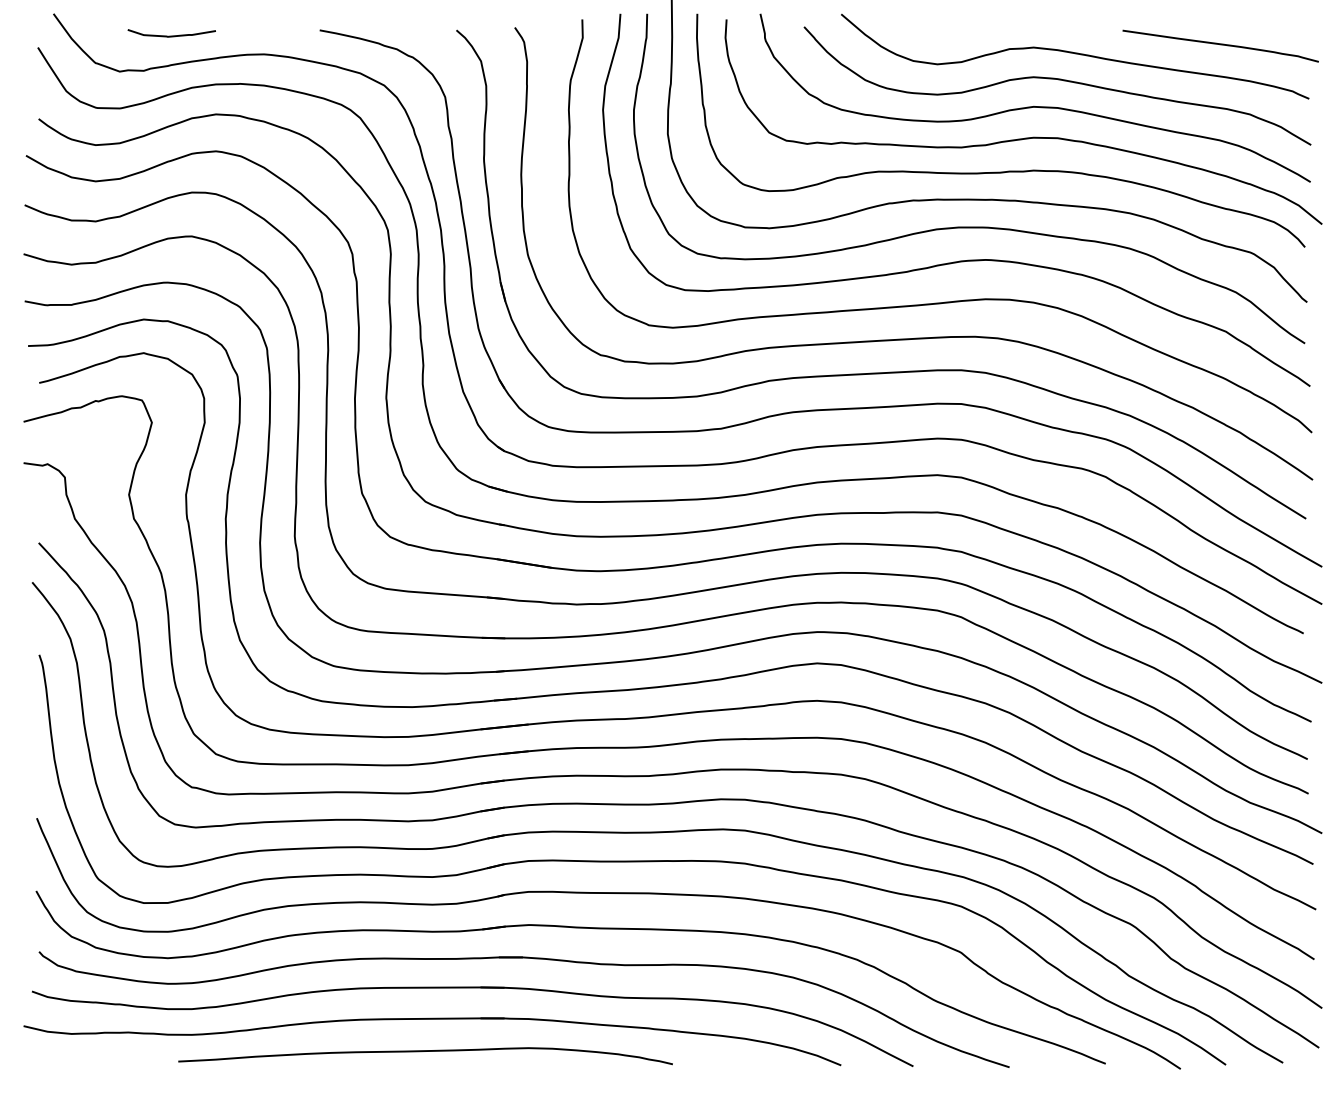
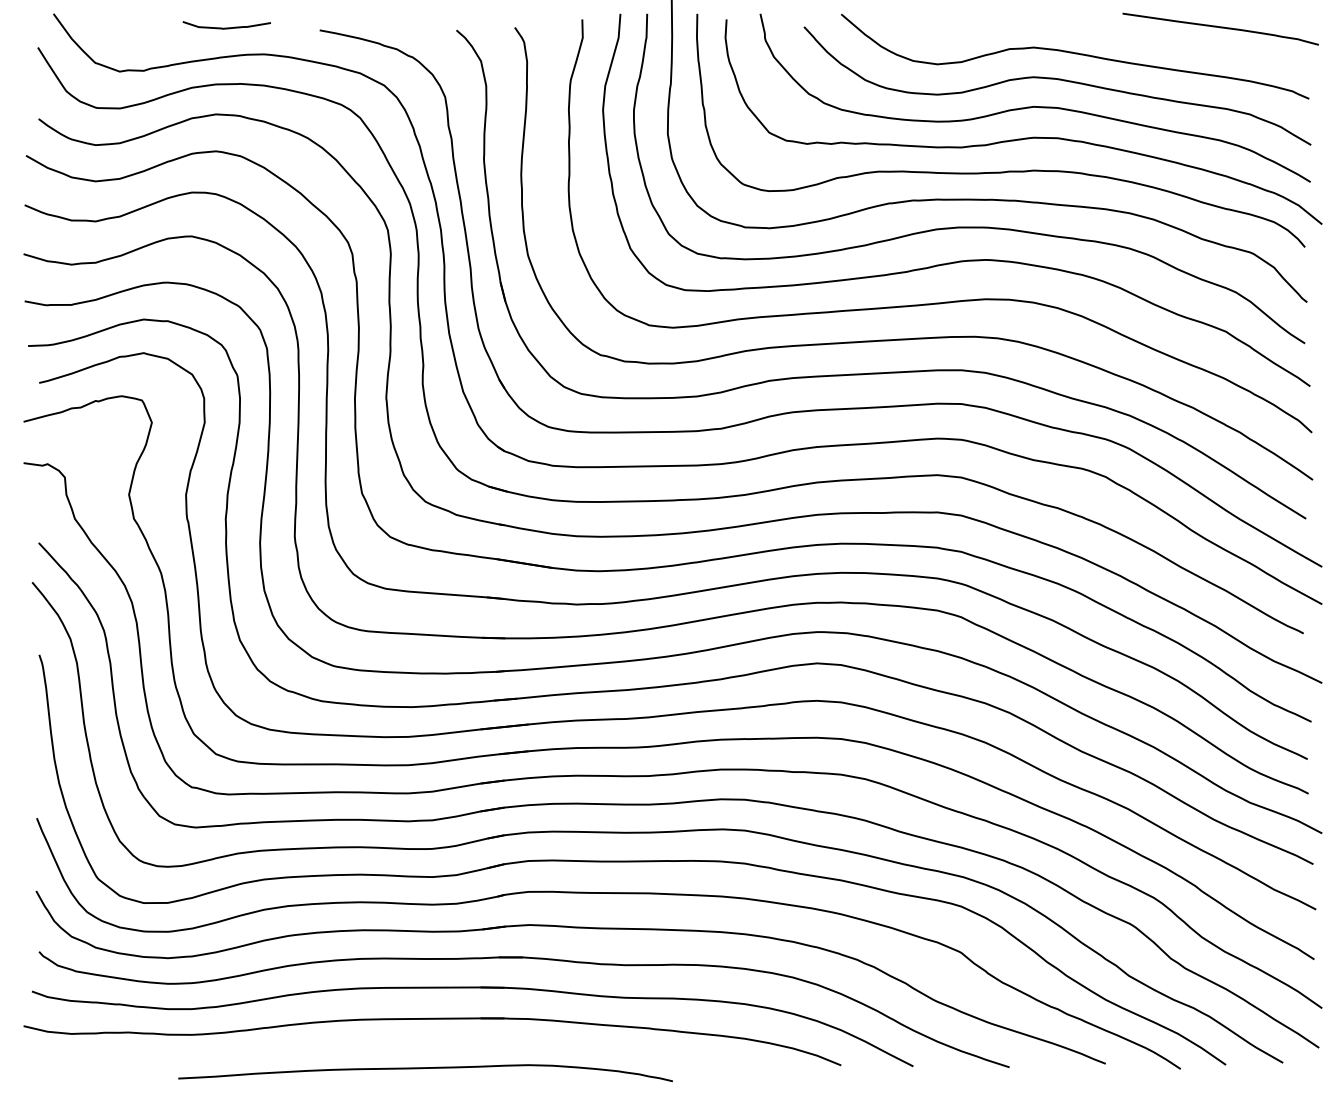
curve position: (171, 35) -> (226, 27) (226, 27)
curve position: (1220, 45) -> (1220, 28) (1220, 28)
curve position: (425, 1051) -> (425, 1068) (425, 1068)
